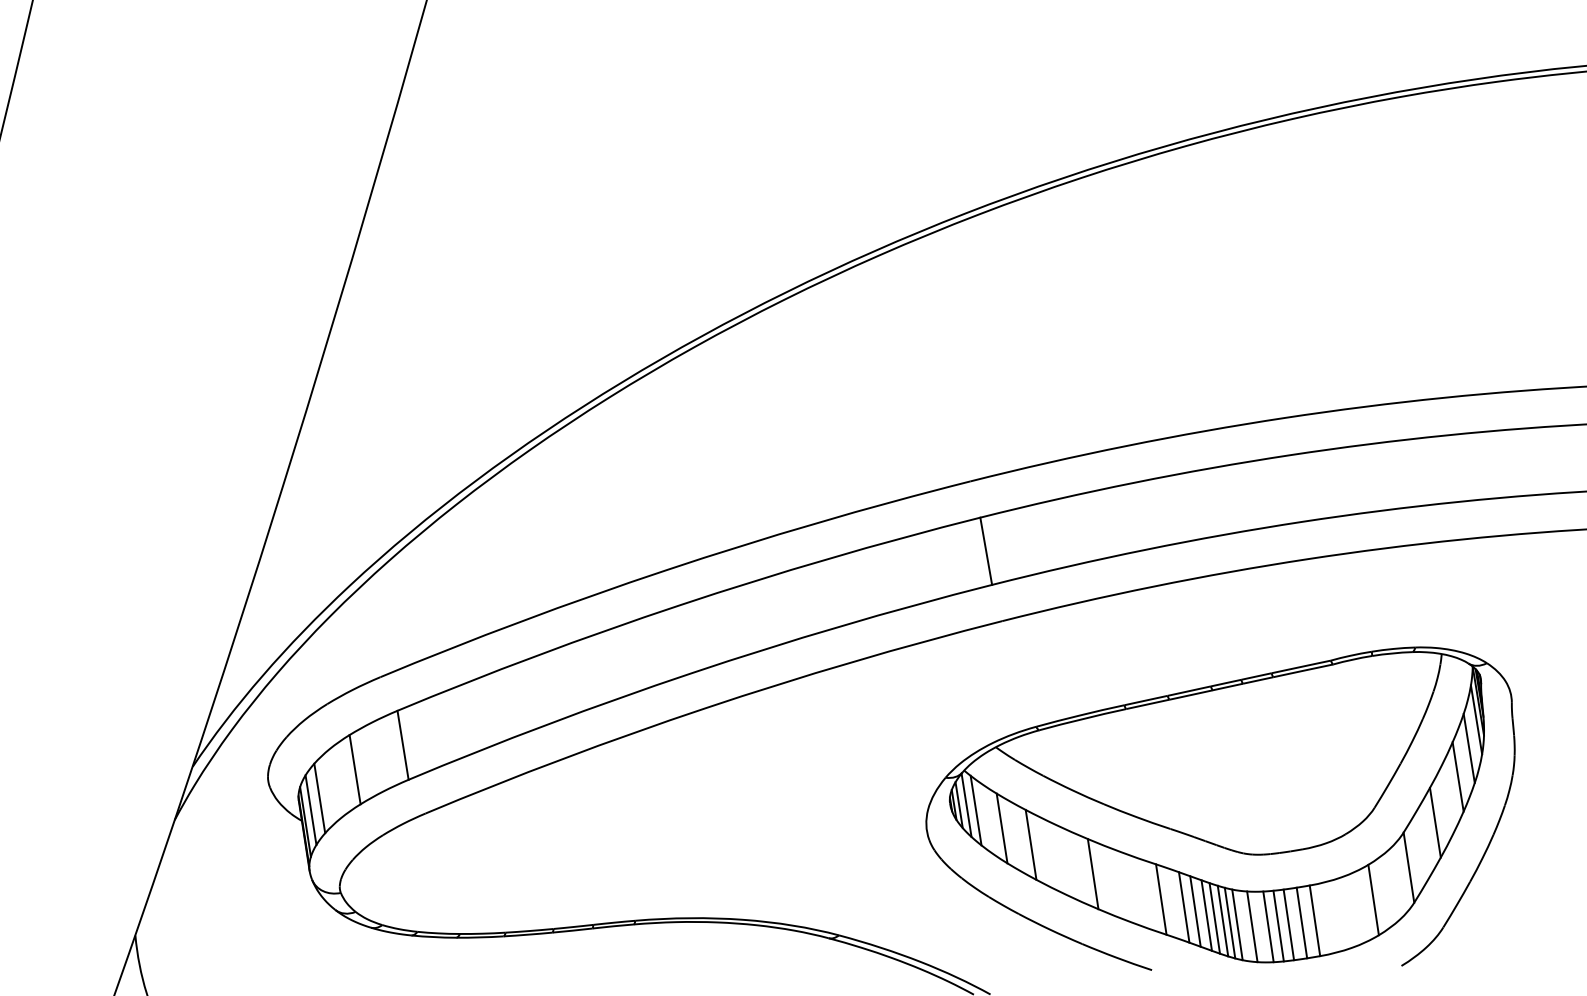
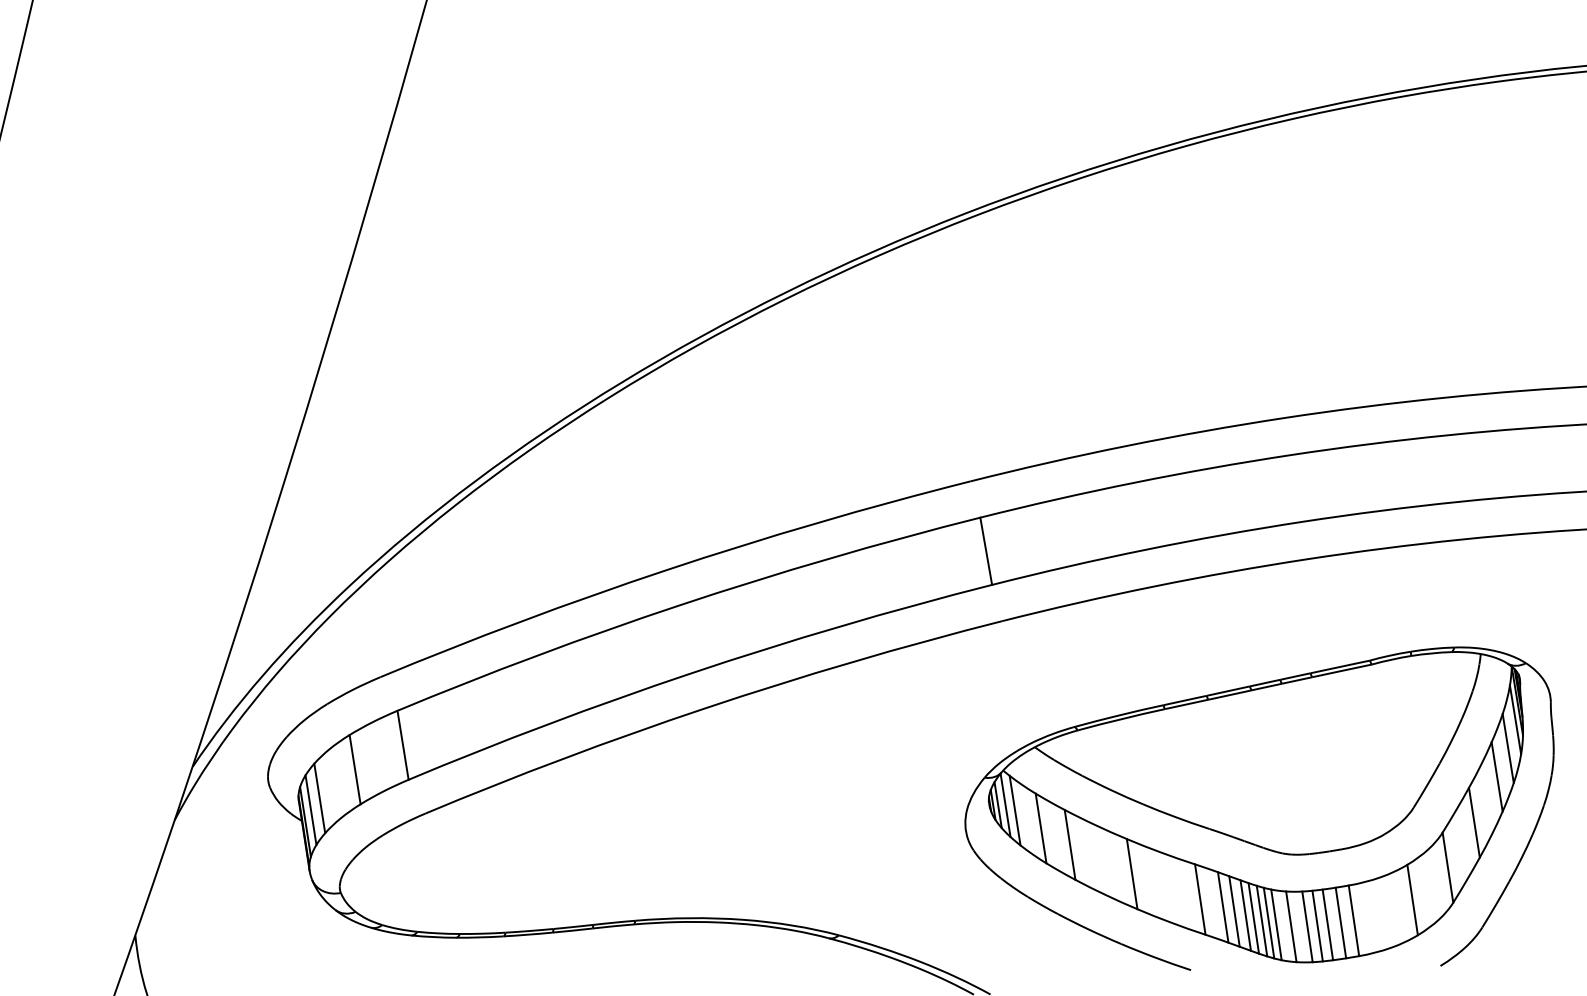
part position: (1220, 808) -> (1259, 808) (1259, 808)
